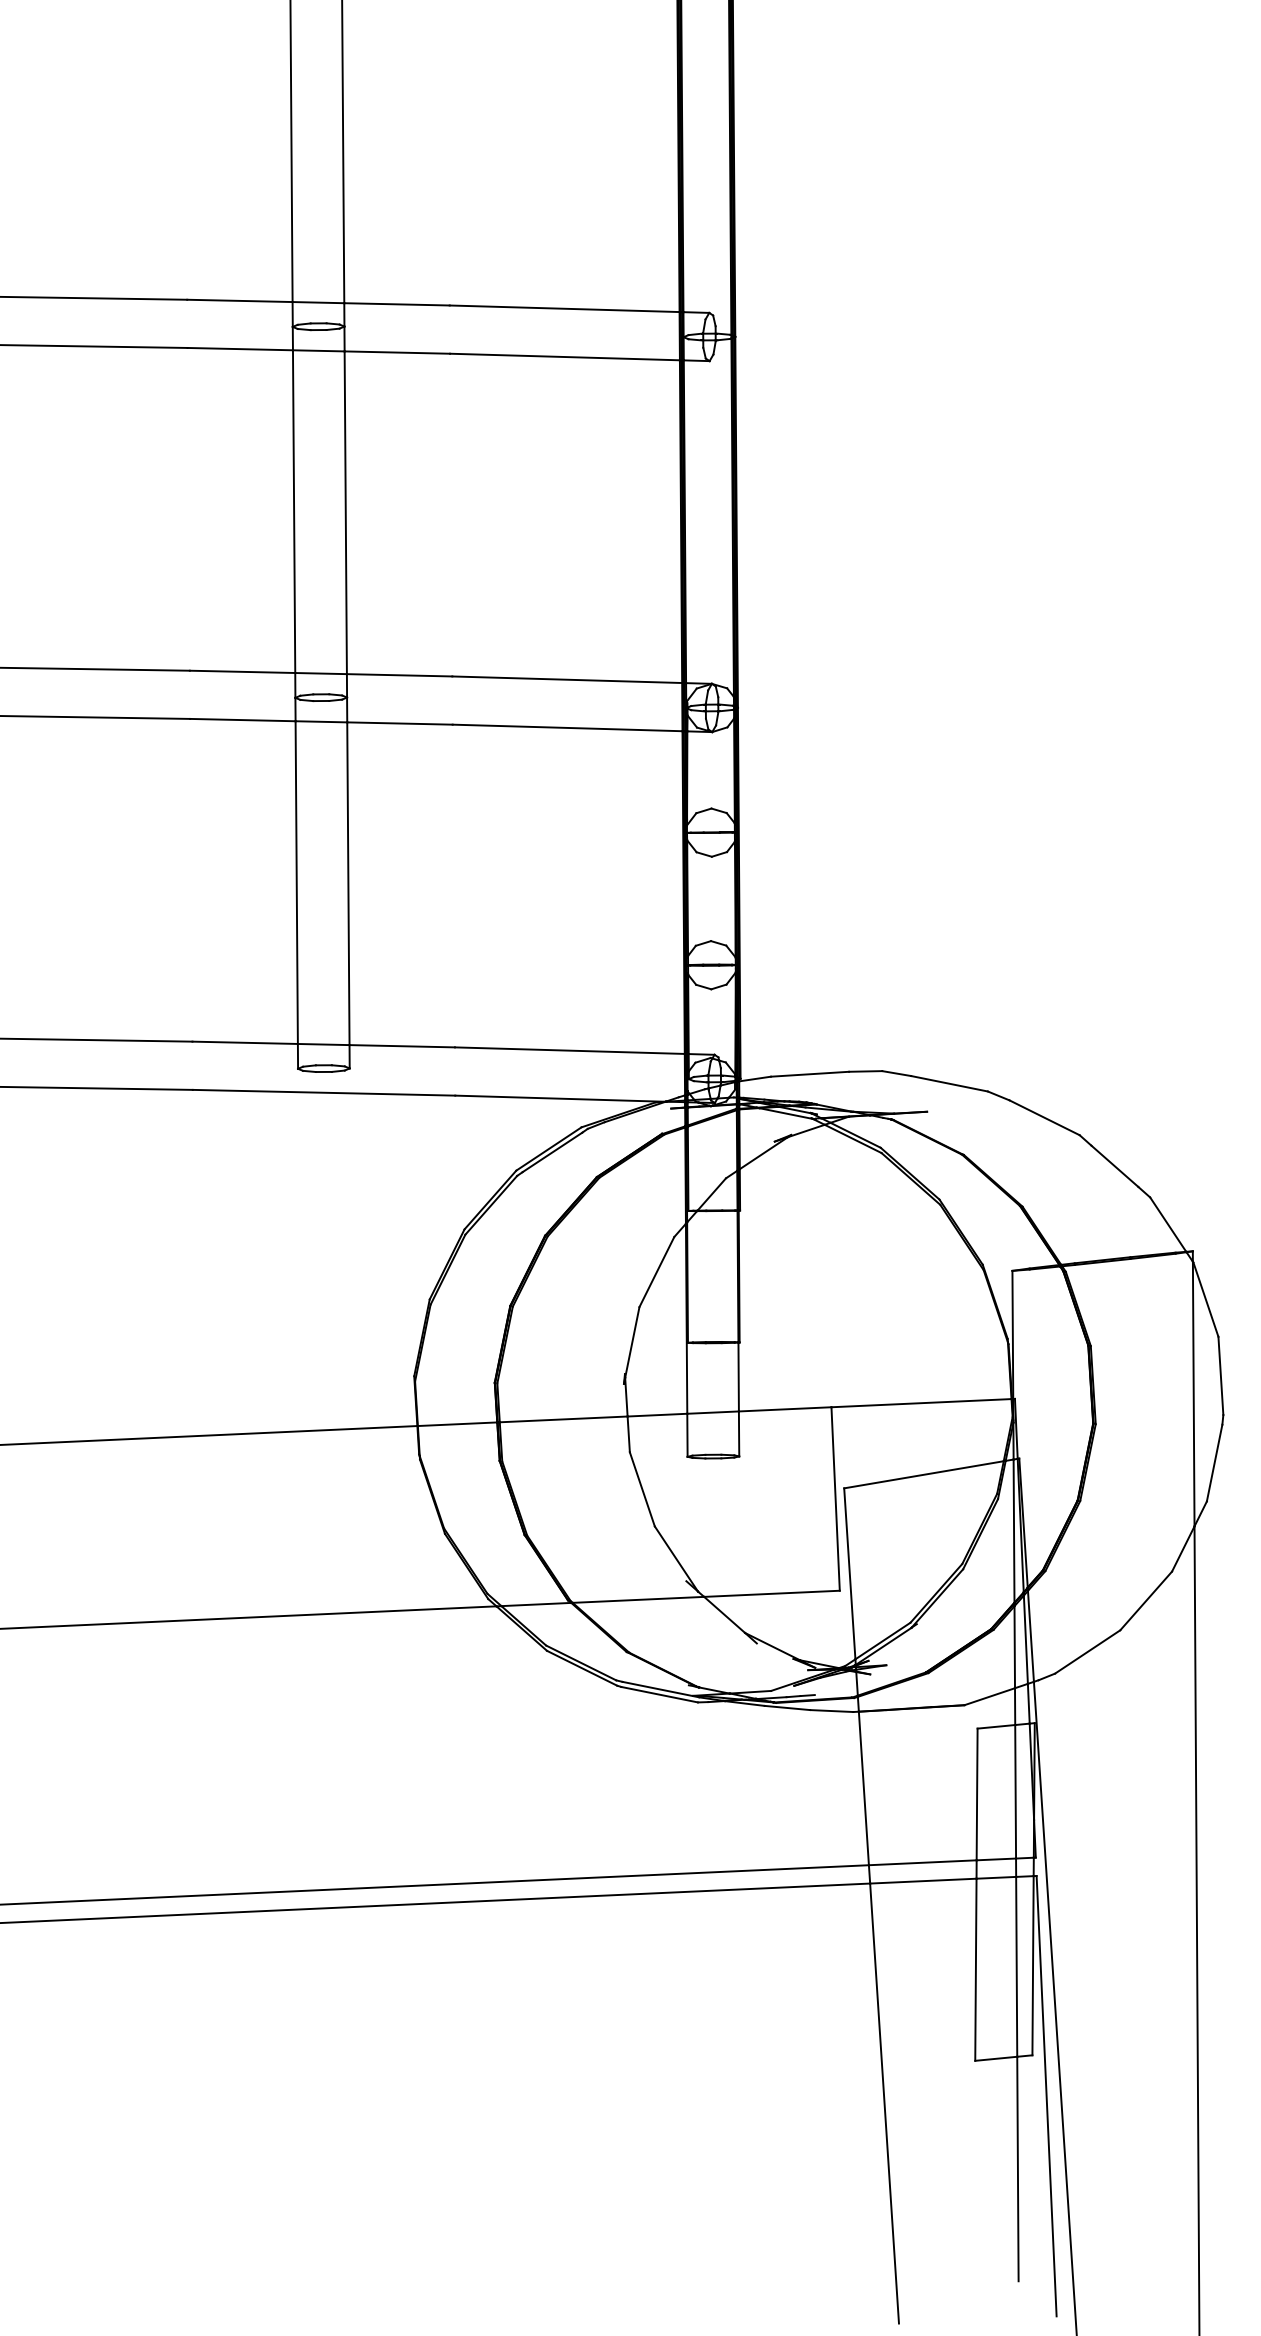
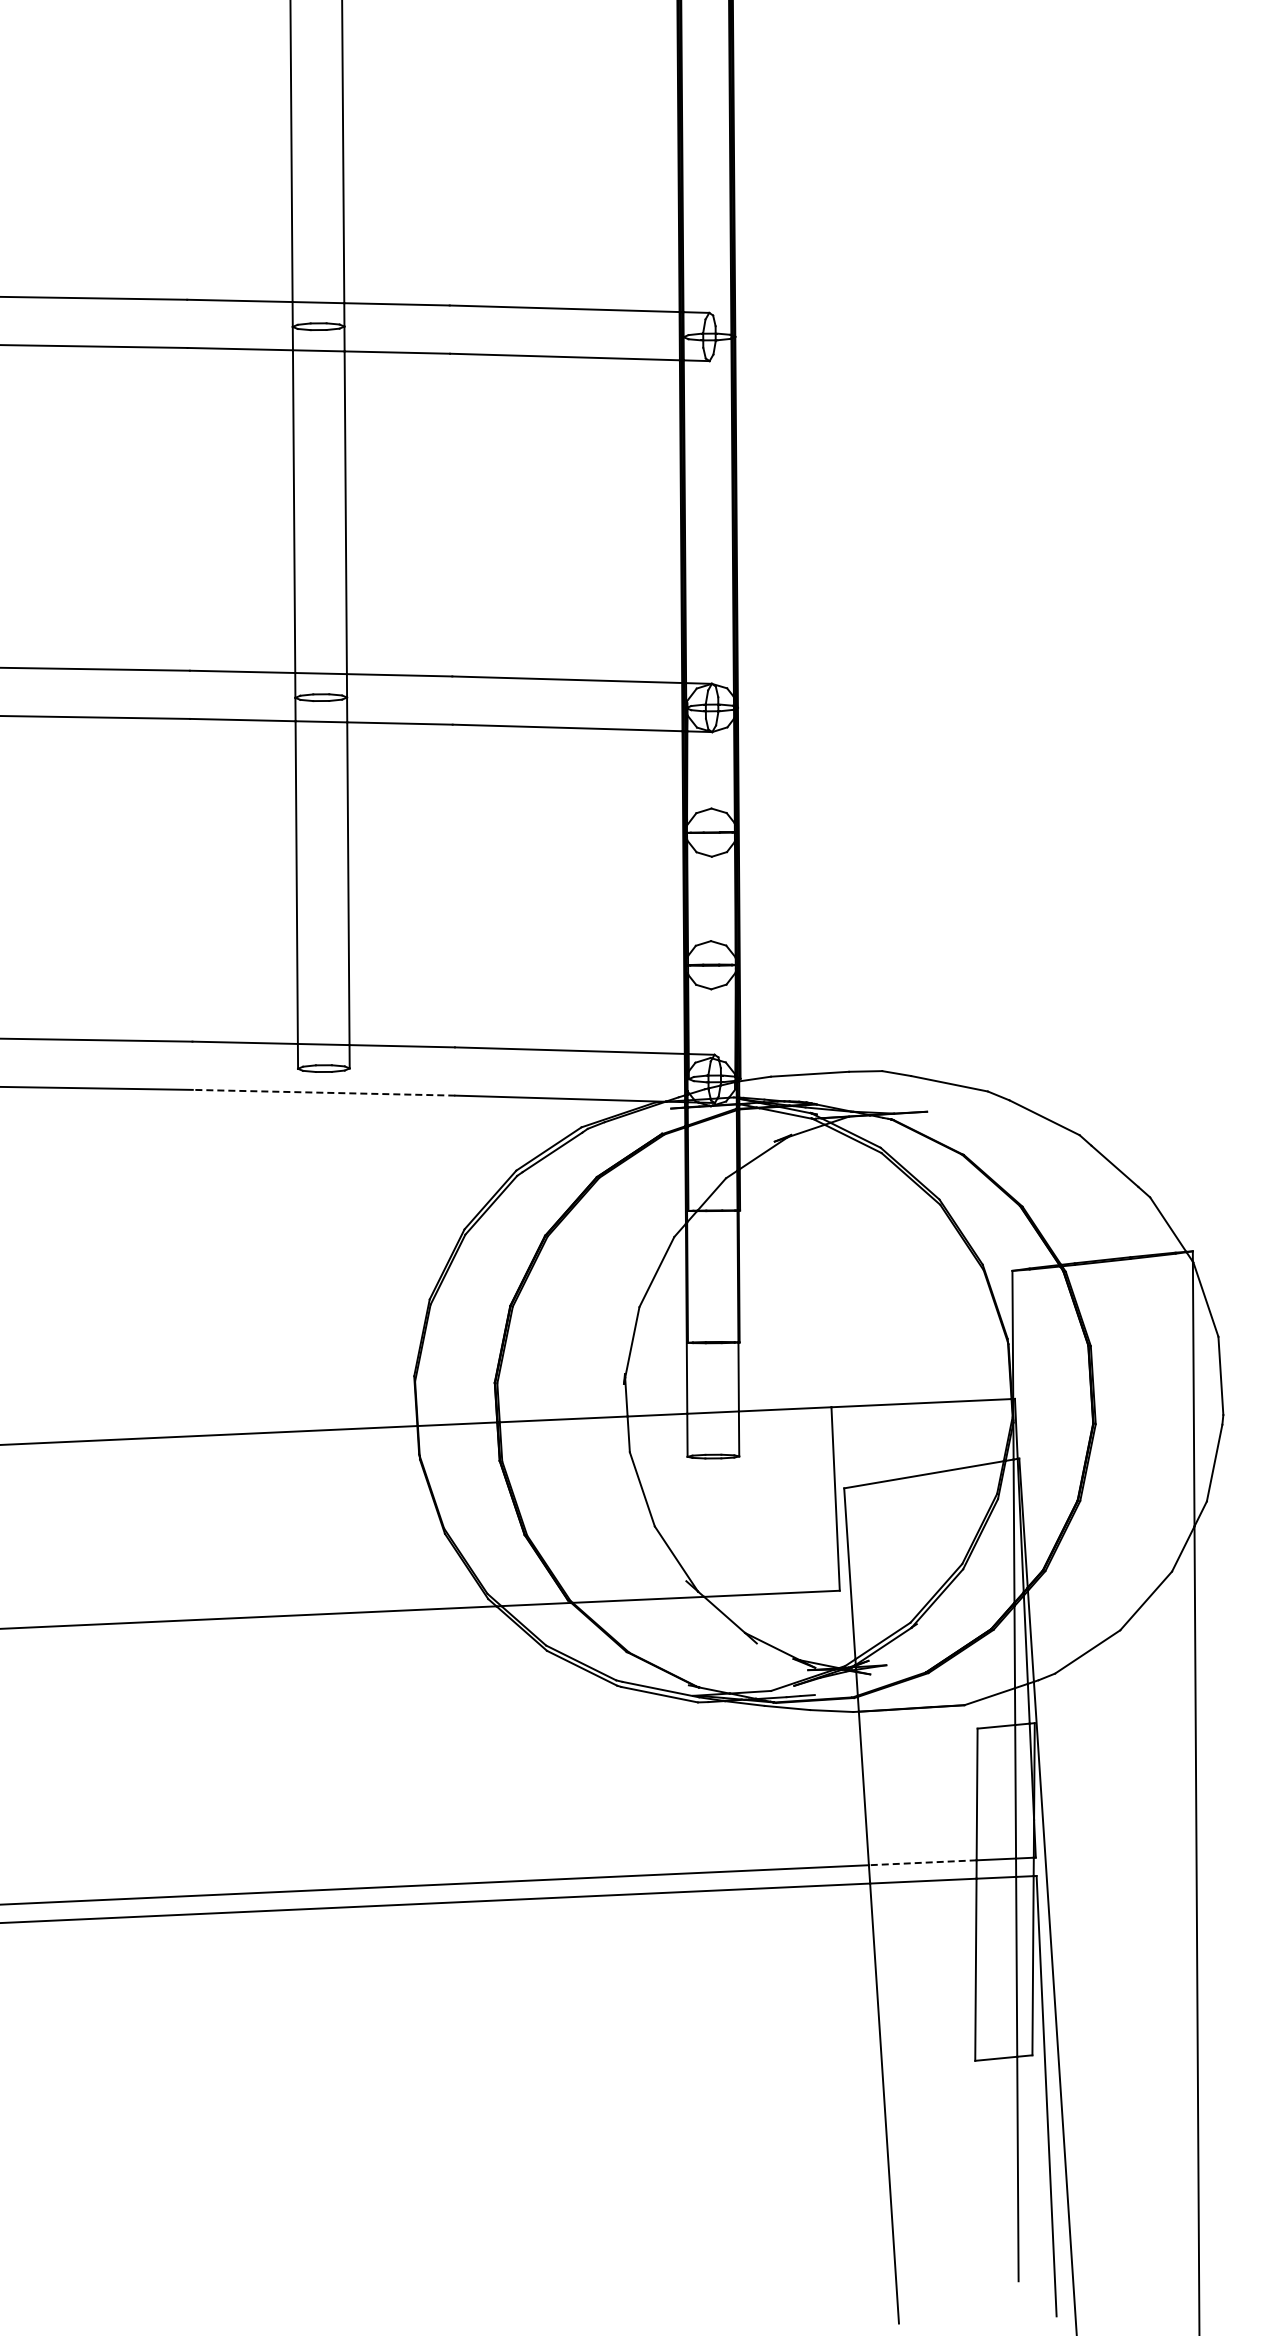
line: solid -> dashed (323, 1092)
line: solid -> dashed (922, 1862)
